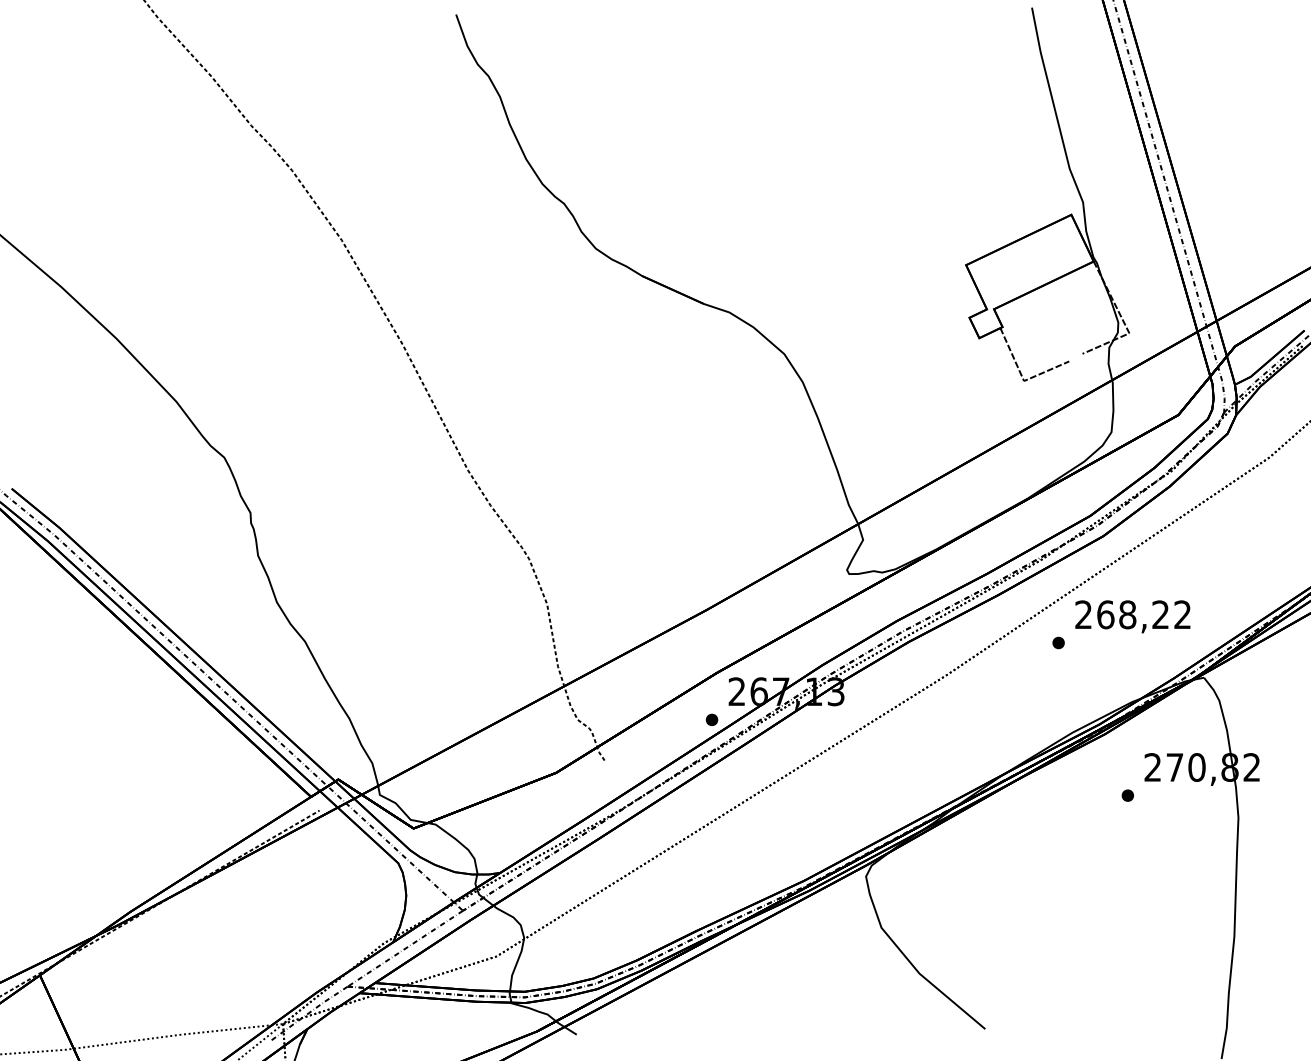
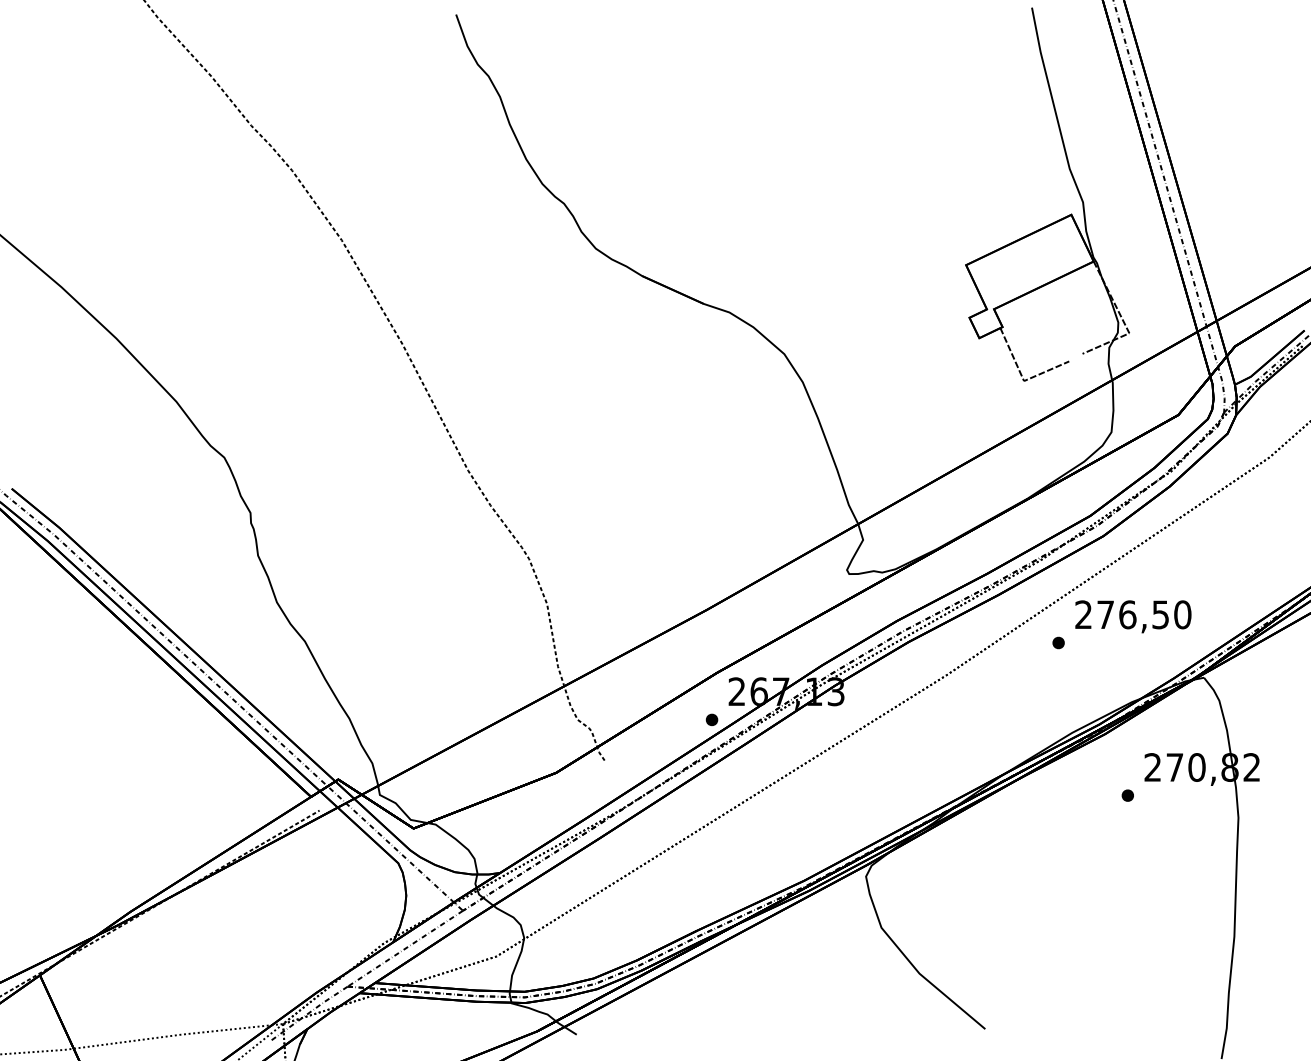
text: 268,22 -> 276,50 (1144, 614)
